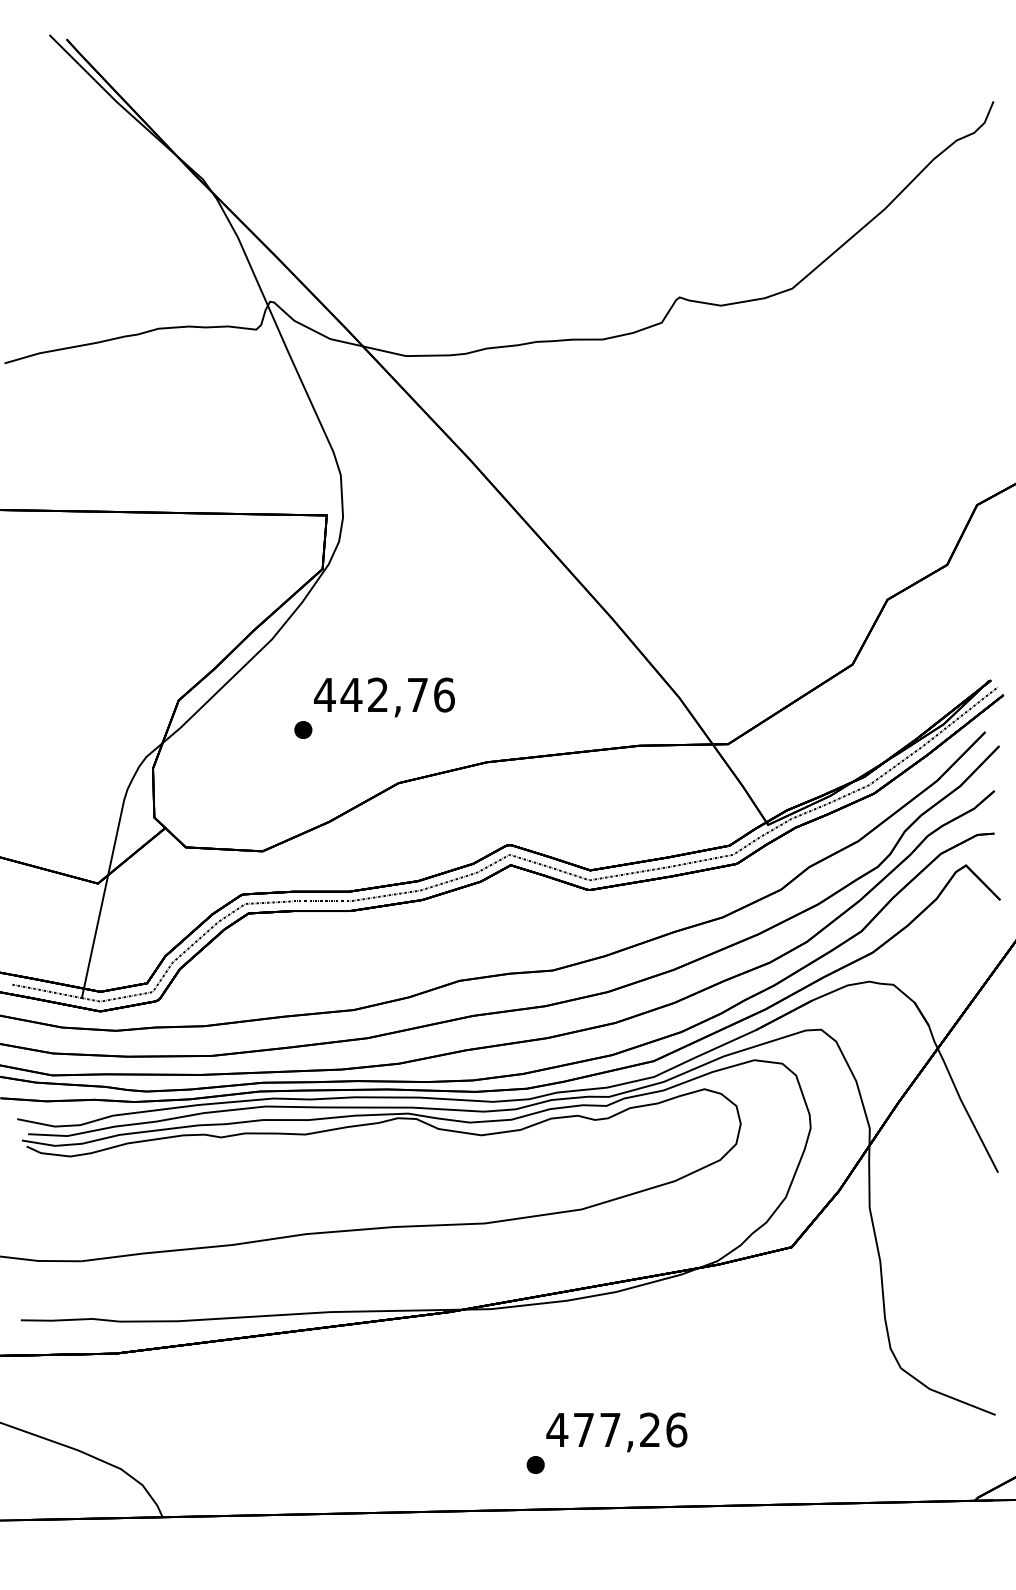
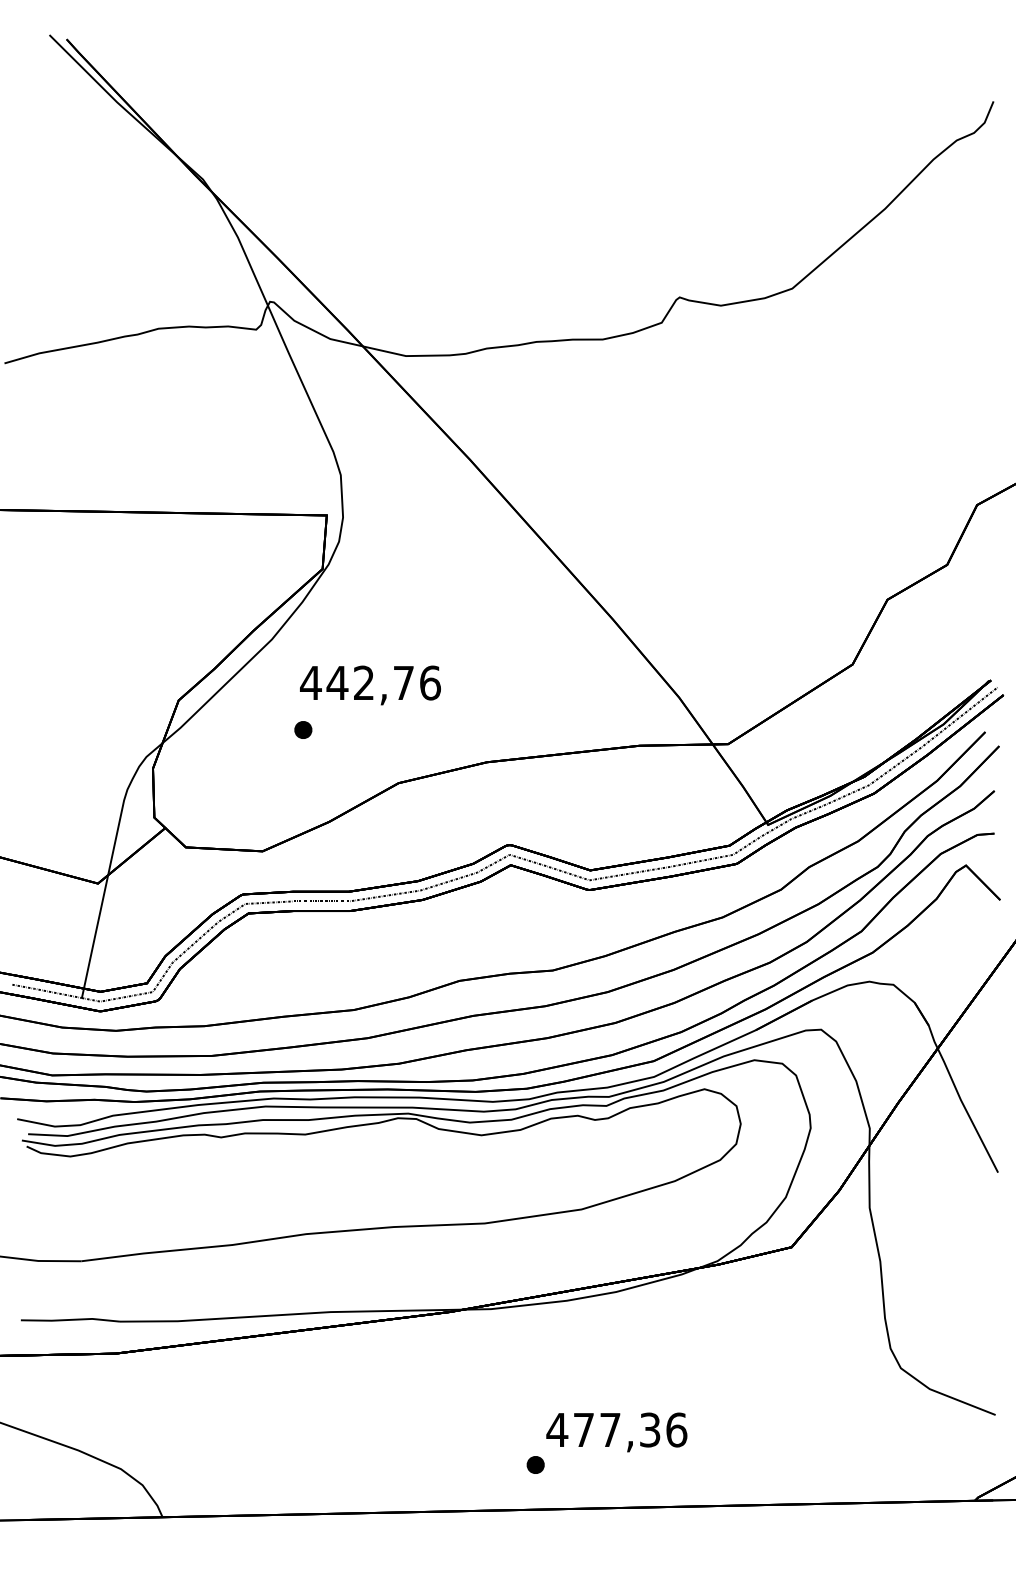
text position: (384, 697) -> (370, 685) (370, 685)
text: 477,26 -> 477,36 (650, 1429)
